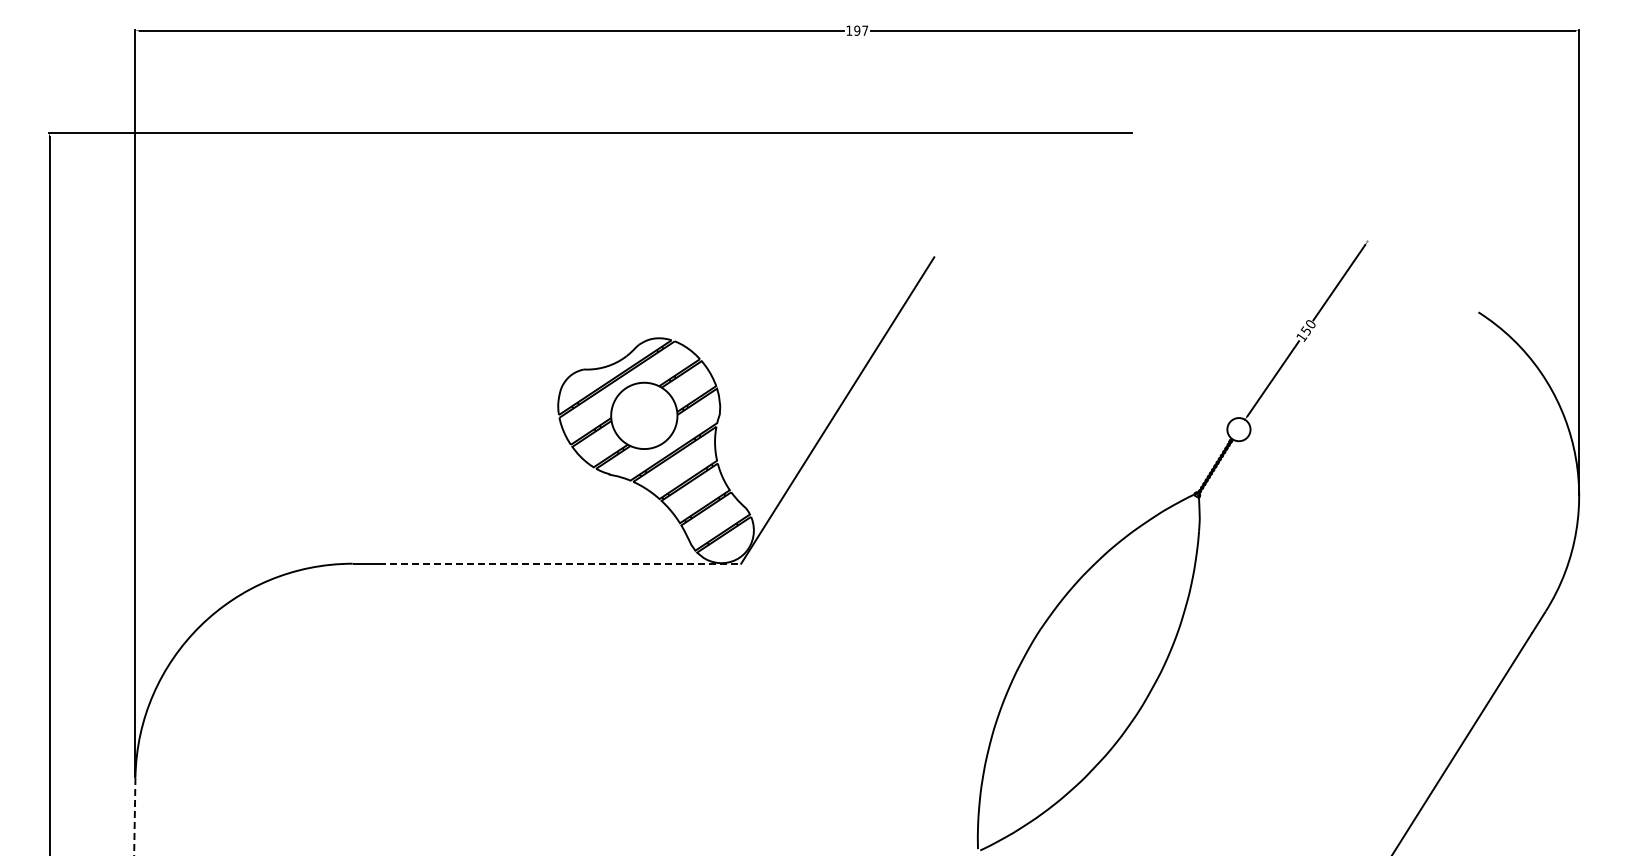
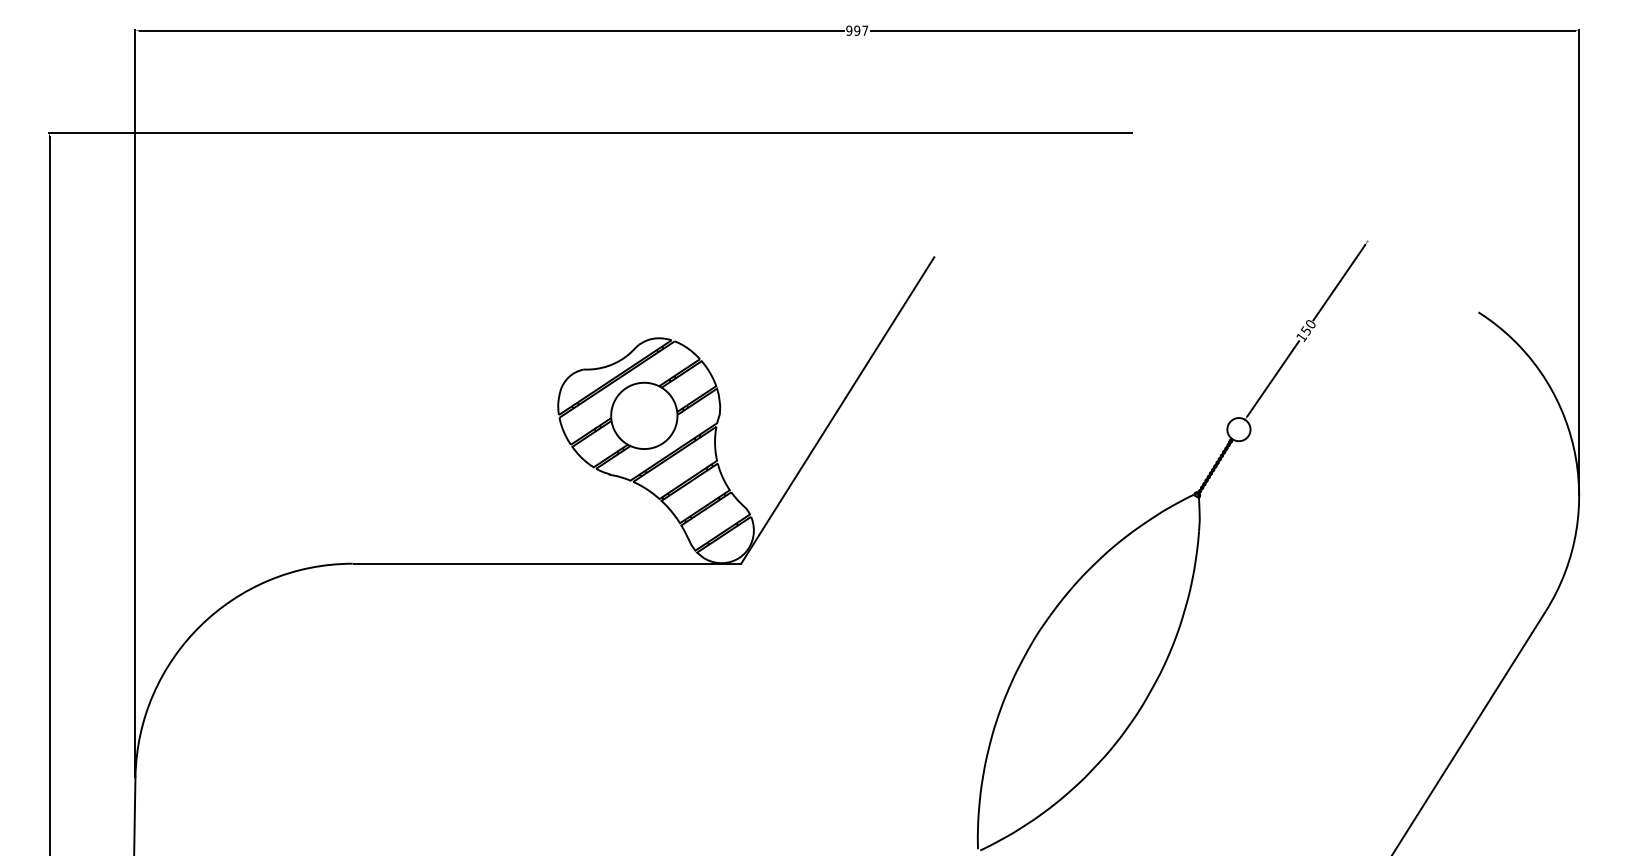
text: 197 -> 997 (849, 30)
line: dashed -> solid (560, 563)
line: dashed -> solid (134, 816)
